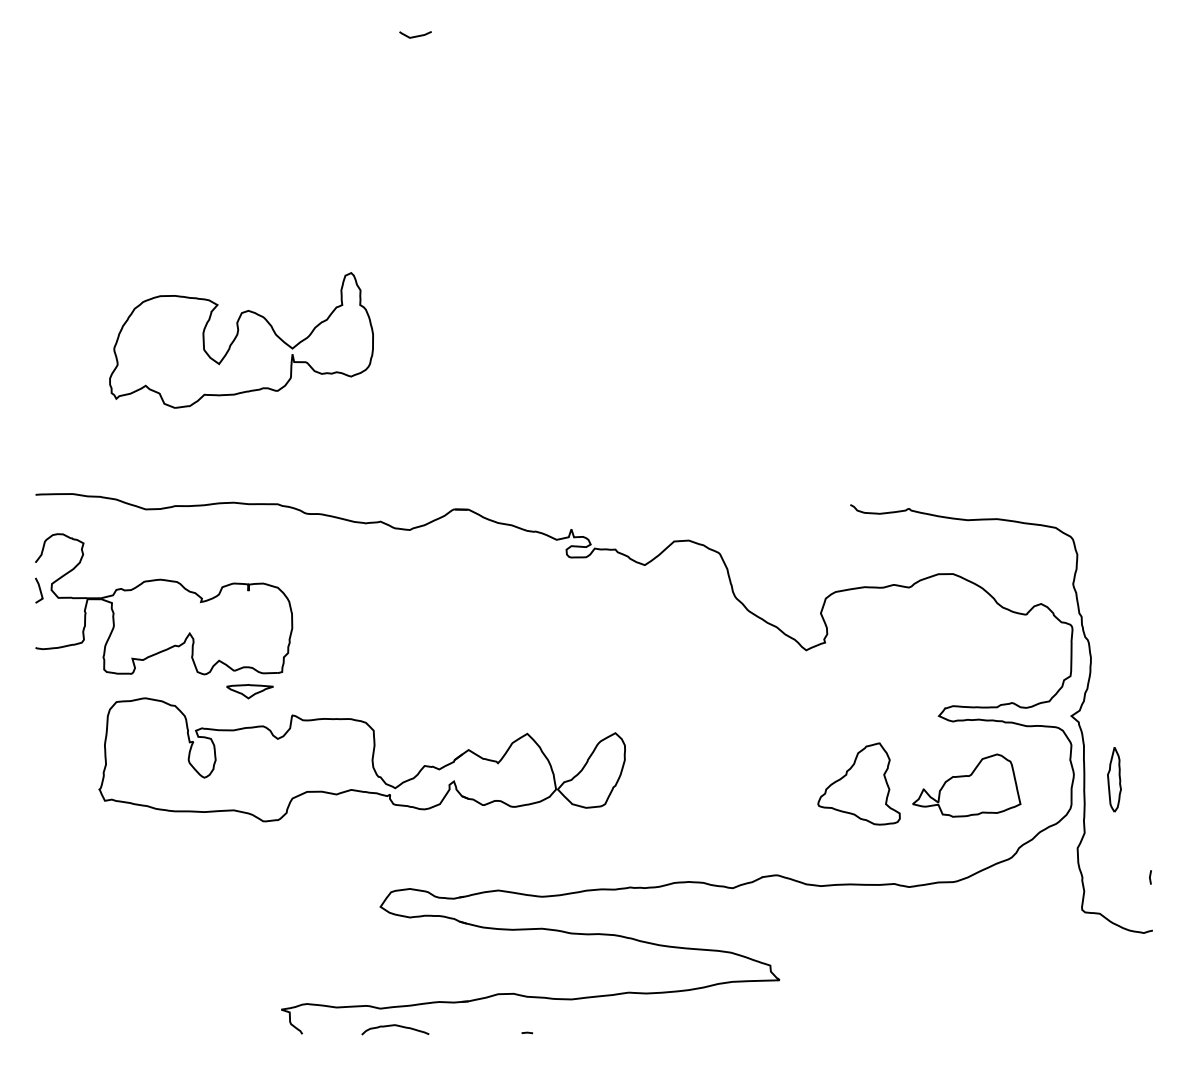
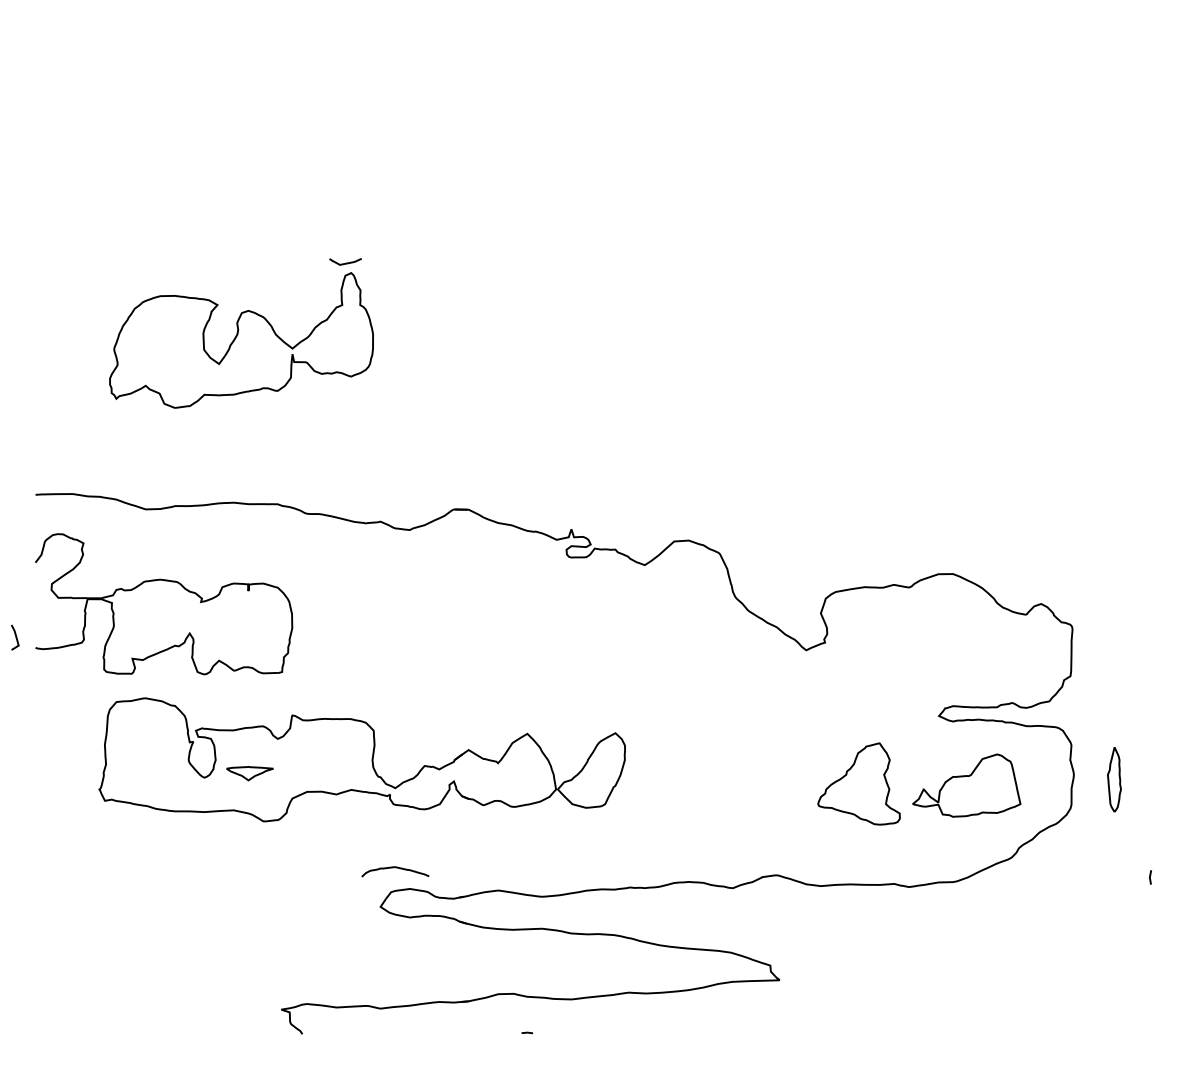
curve position: (415, 35) -> (345, 262) (345, 262)
curve position: (39, 590) -> (15, 637) (15, 637)
part position: (249, 691) -> (249, 773) (249, 773)
curve: present -> none (1070, 716)
curve position: (395, 1026) -> (395, 868) (395, 868)
